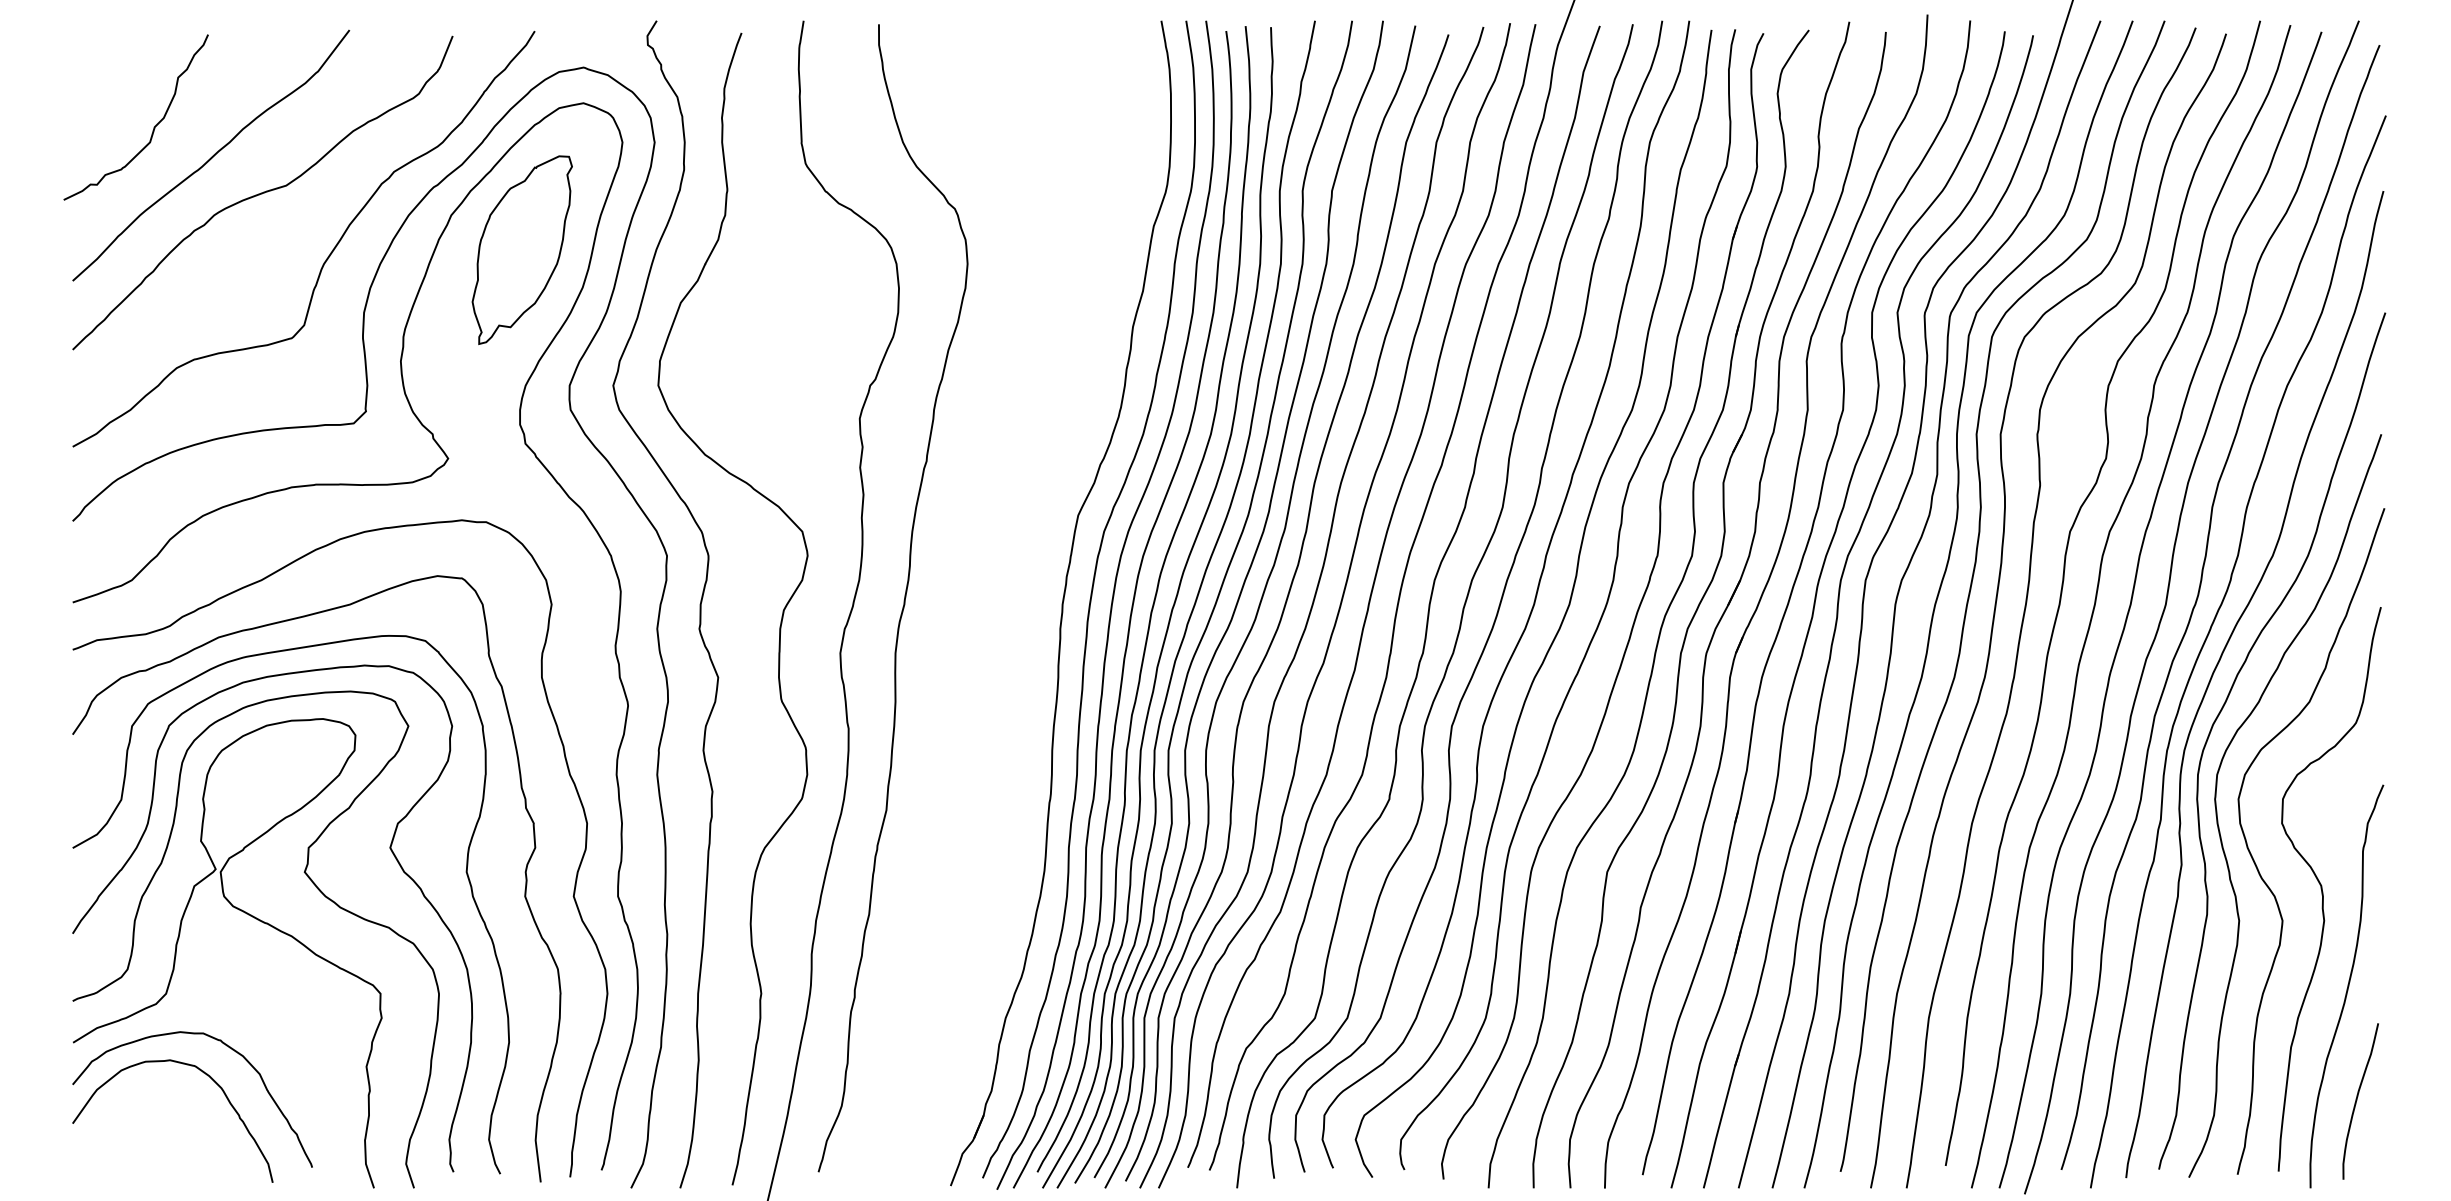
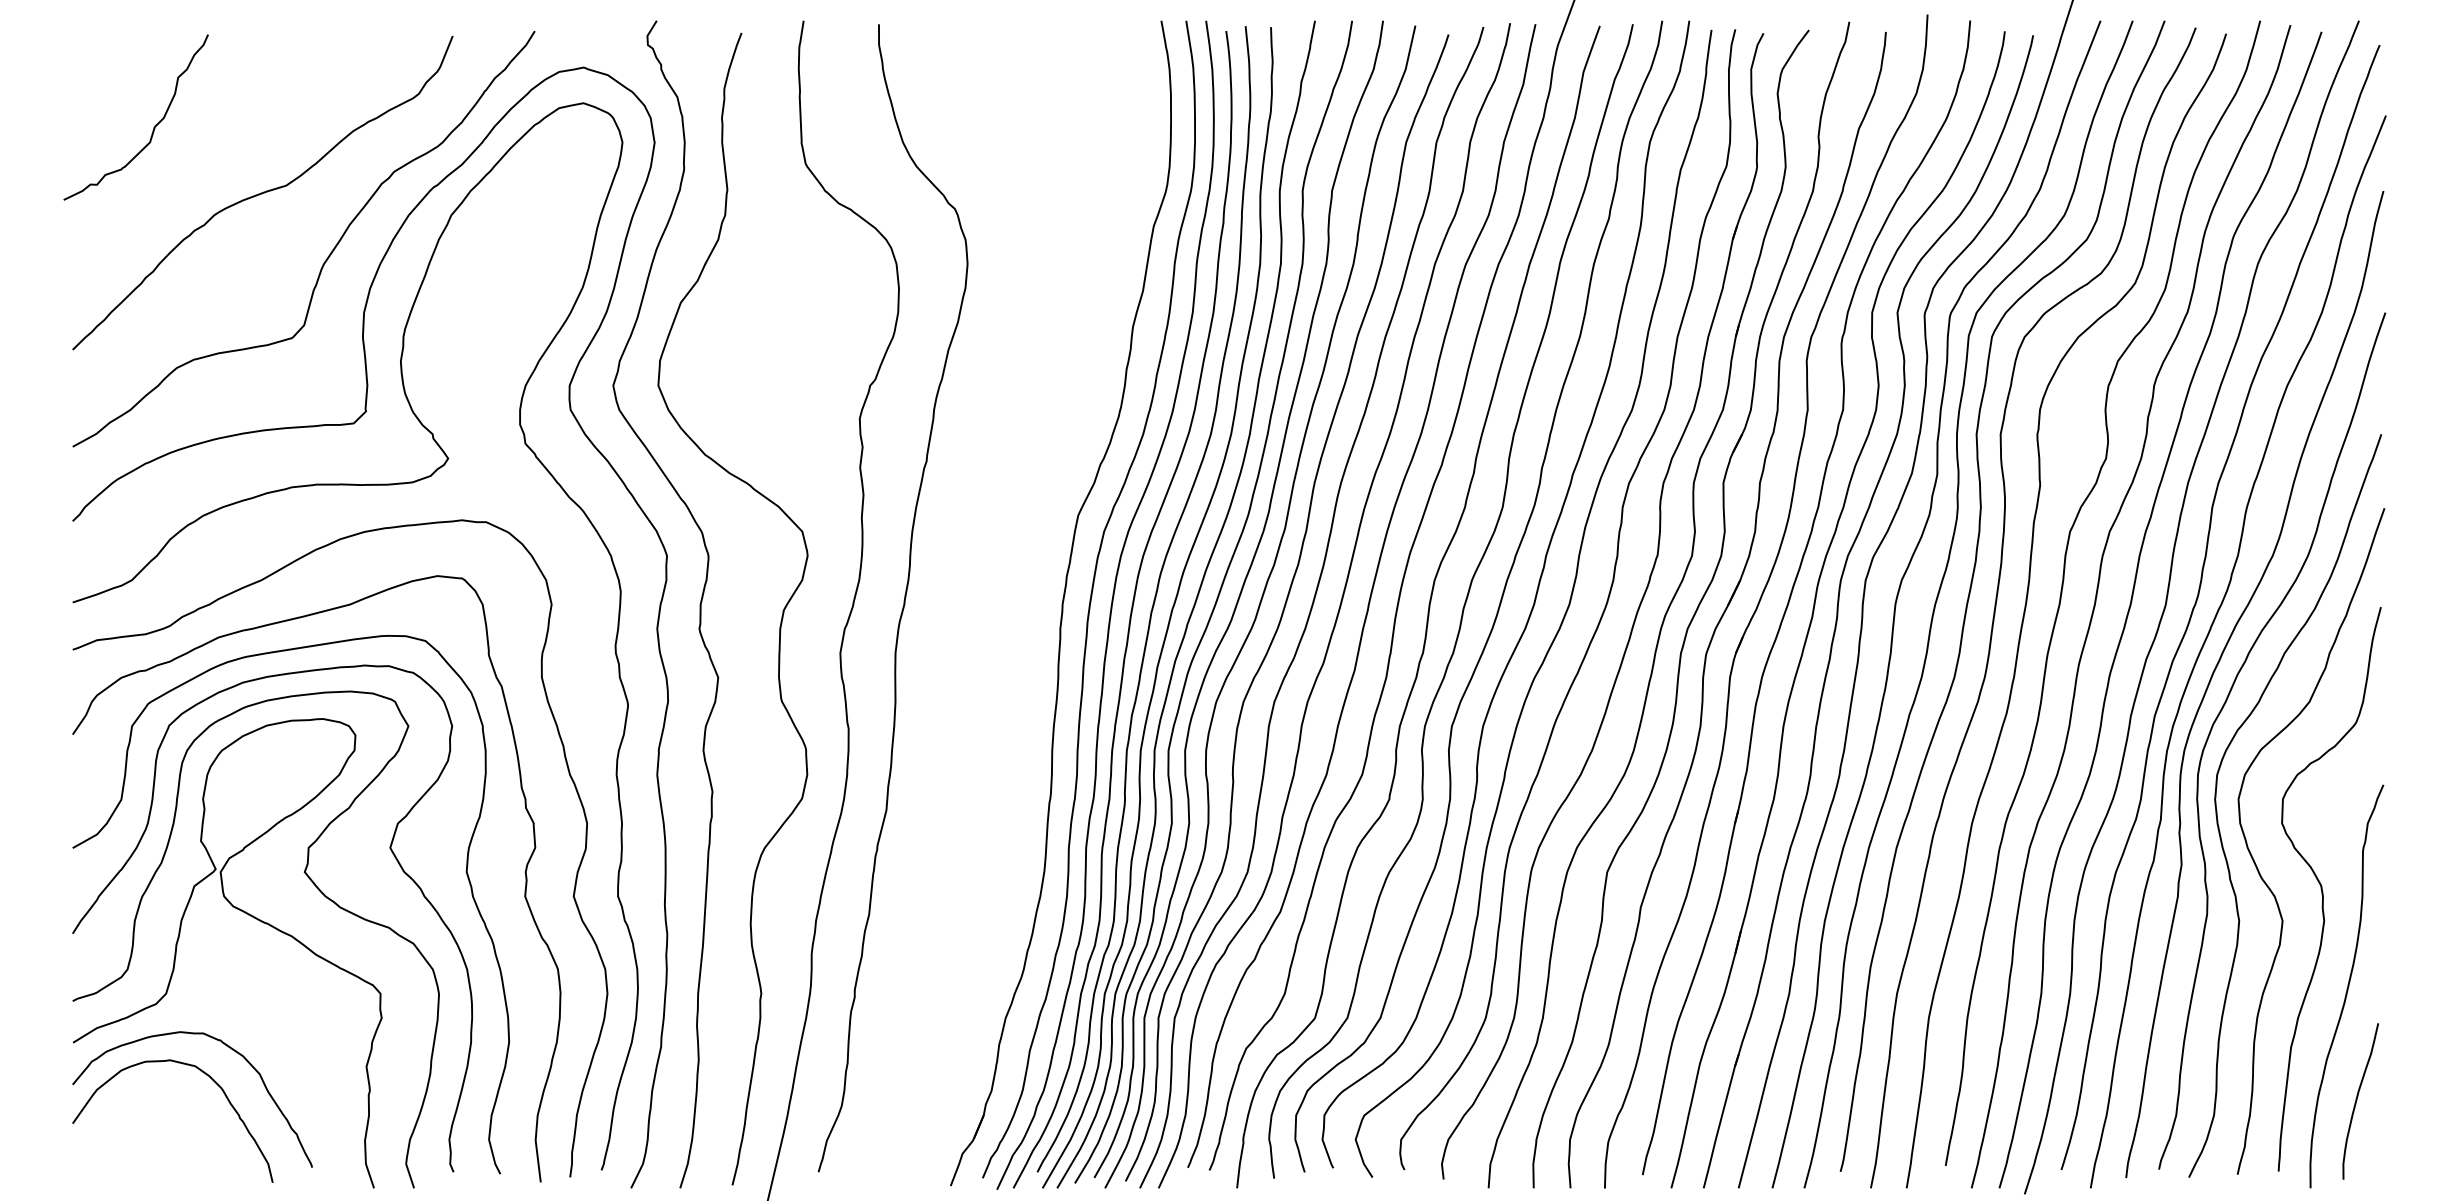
curve: present -> none (212, 155)
part: present -> none (521, 249)
